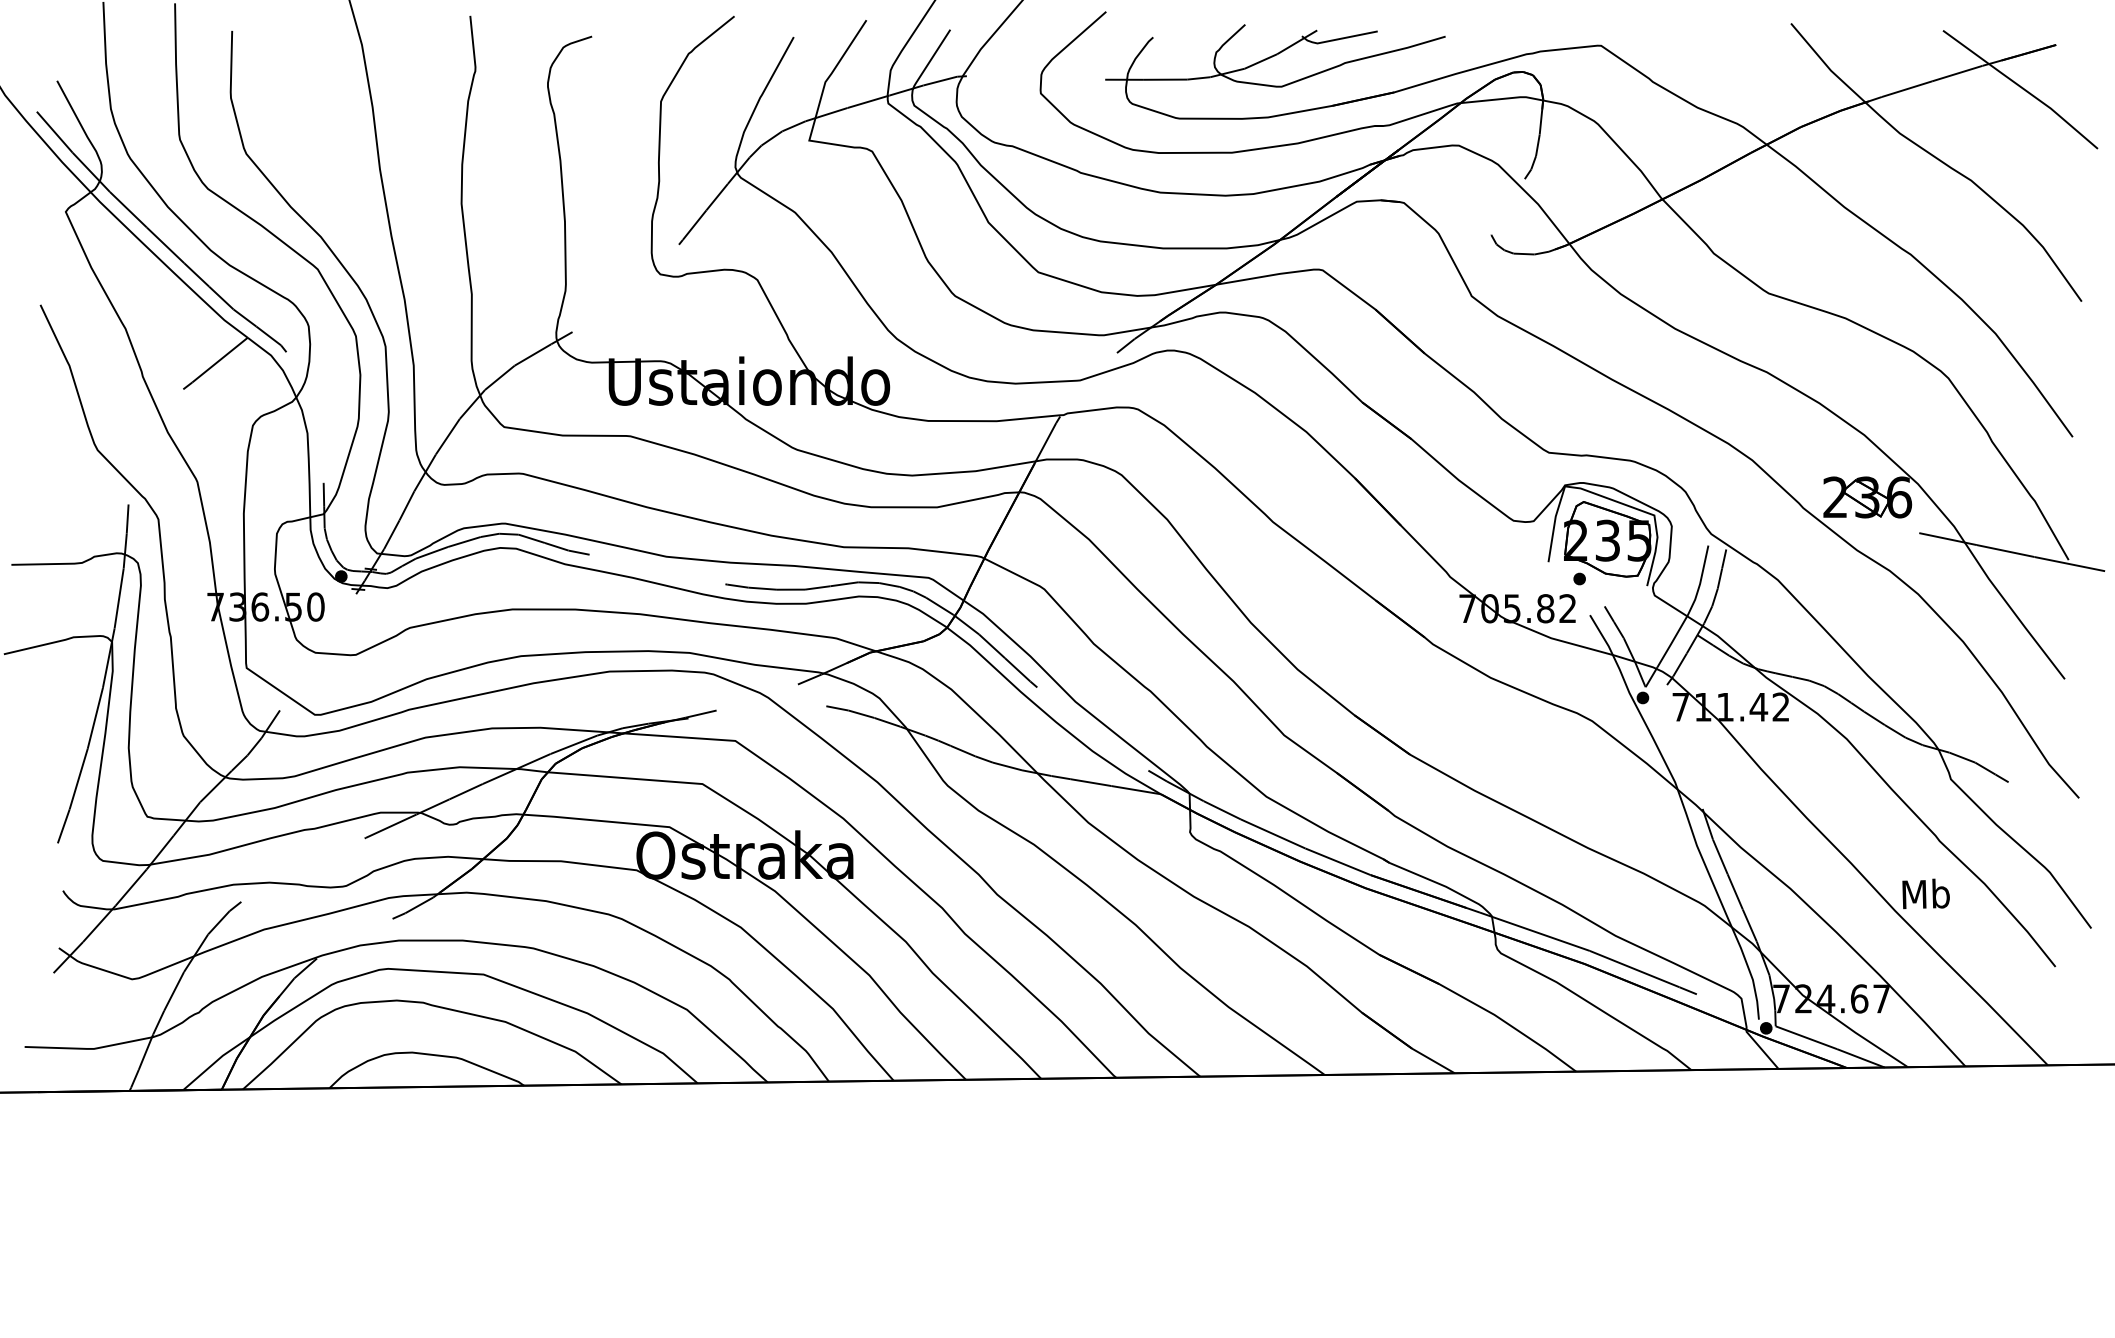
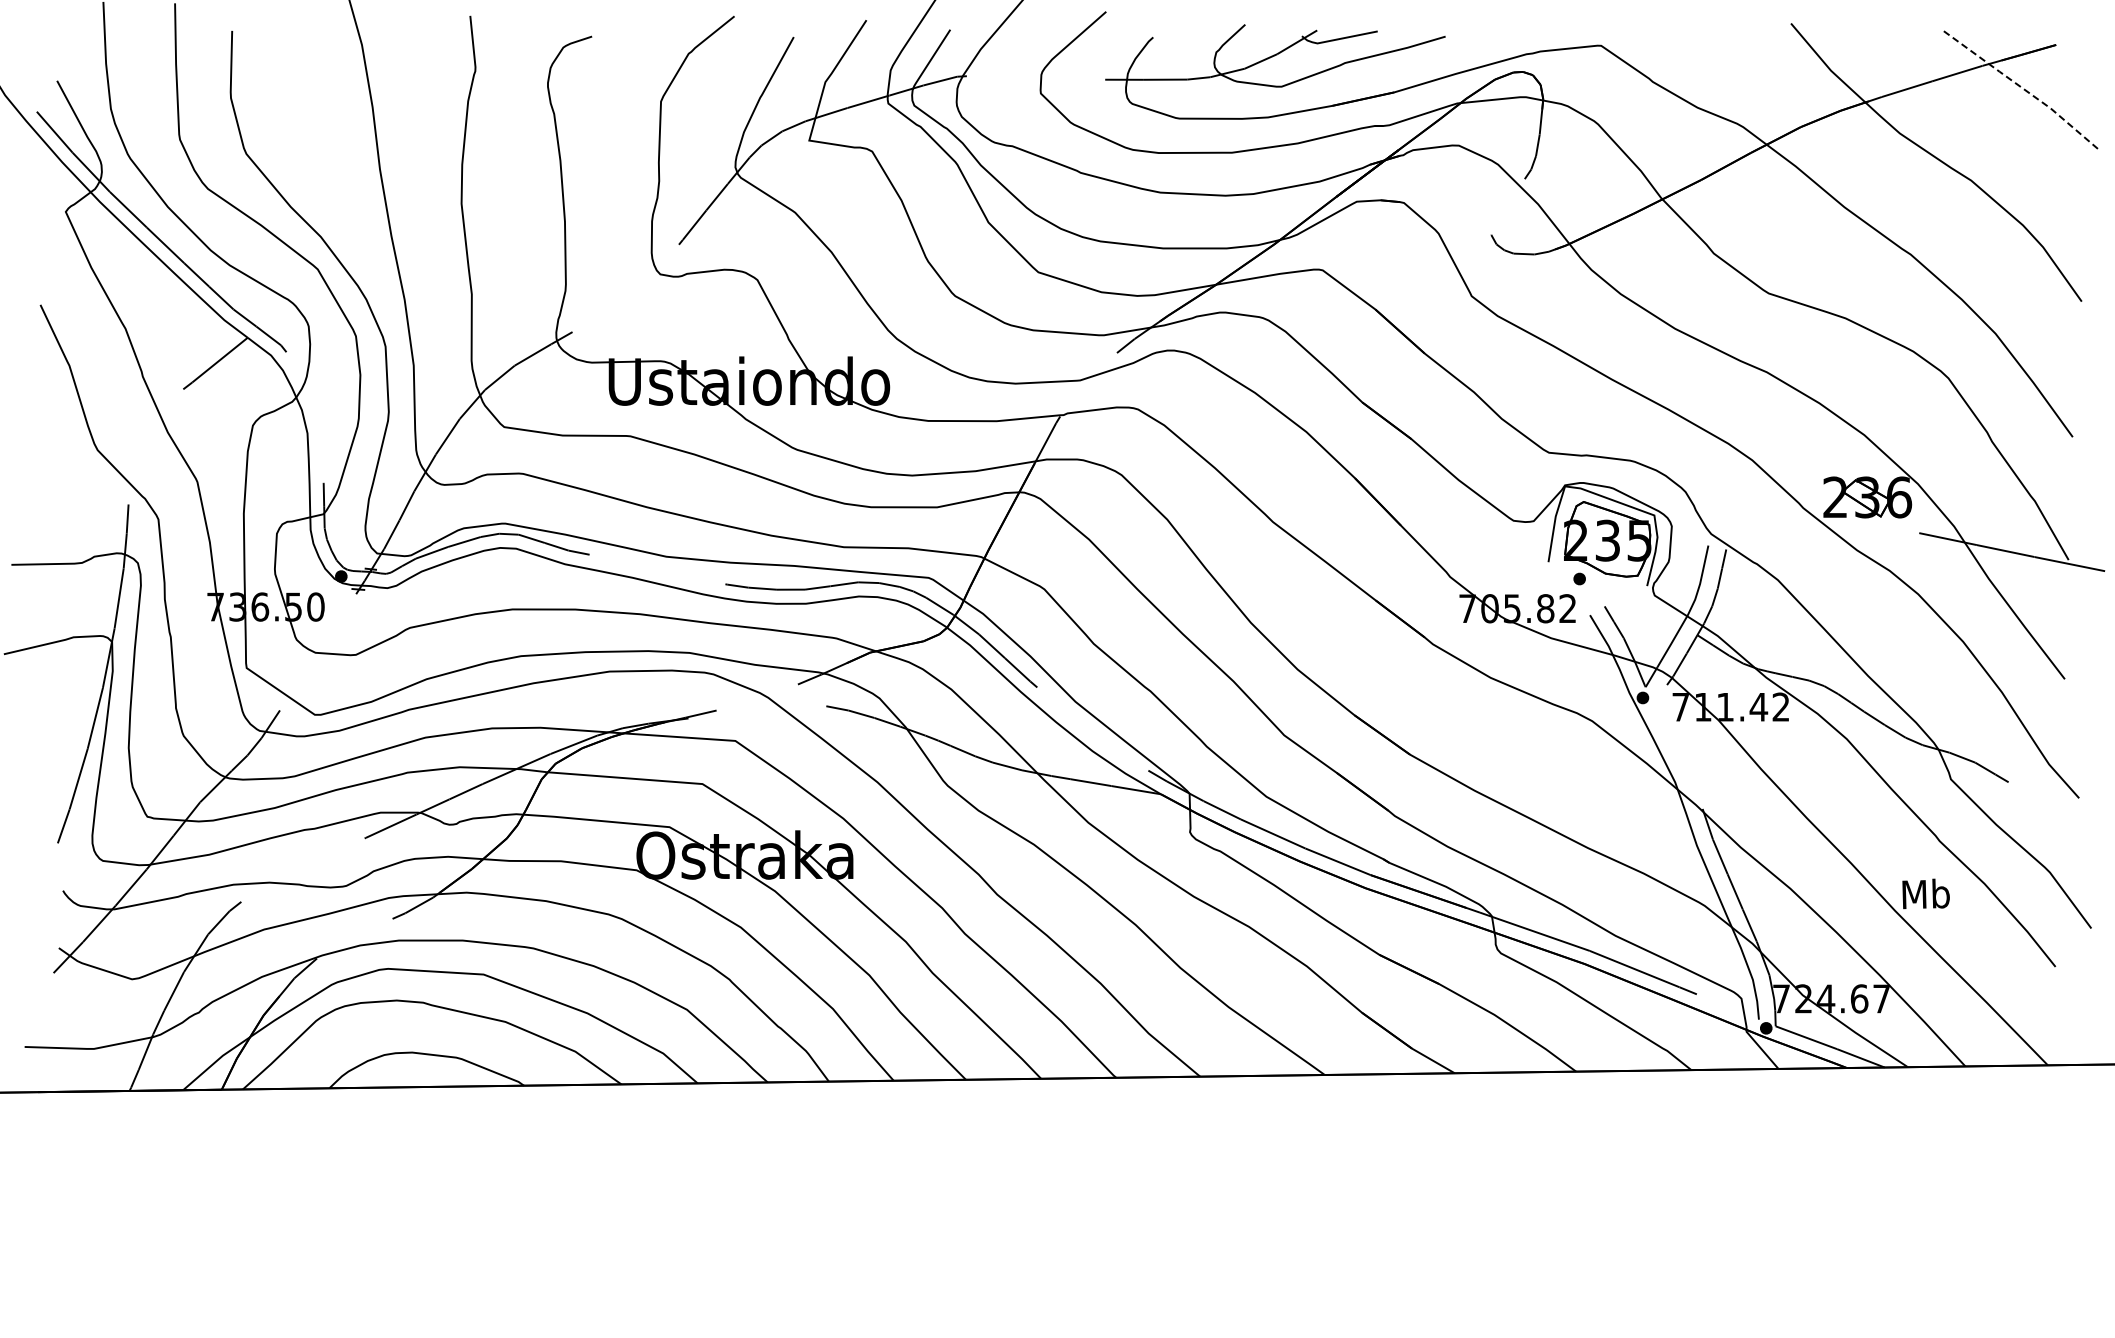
line: solid -> dashed (2022, 88)
